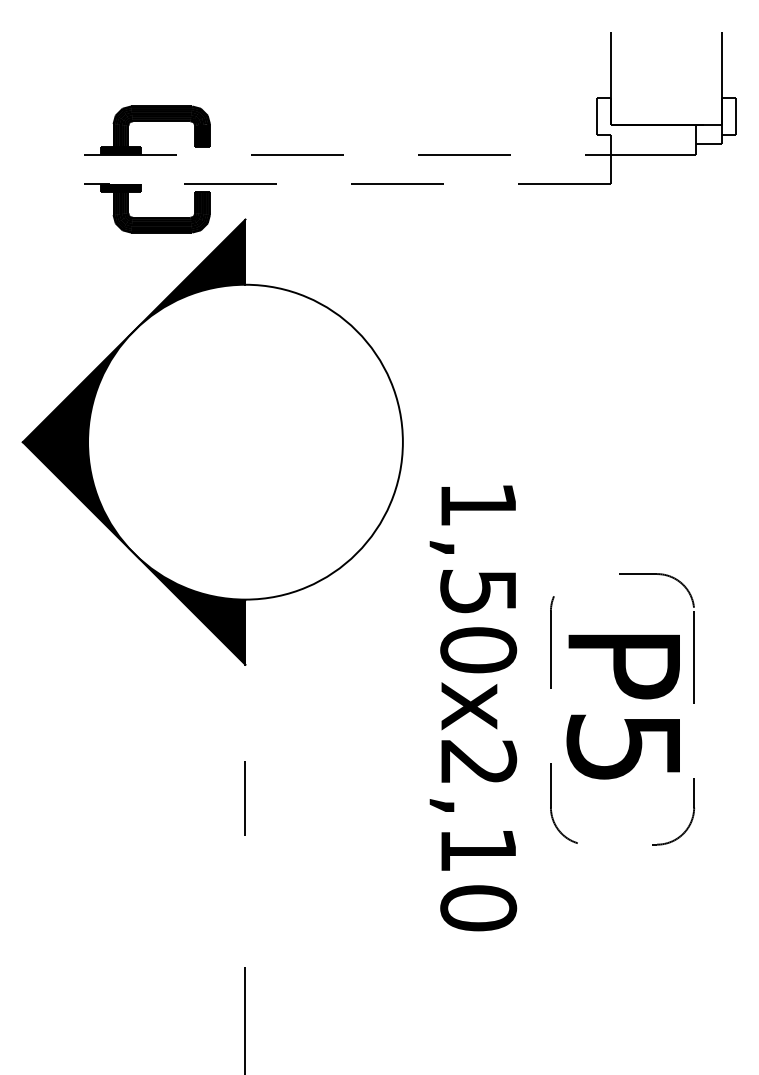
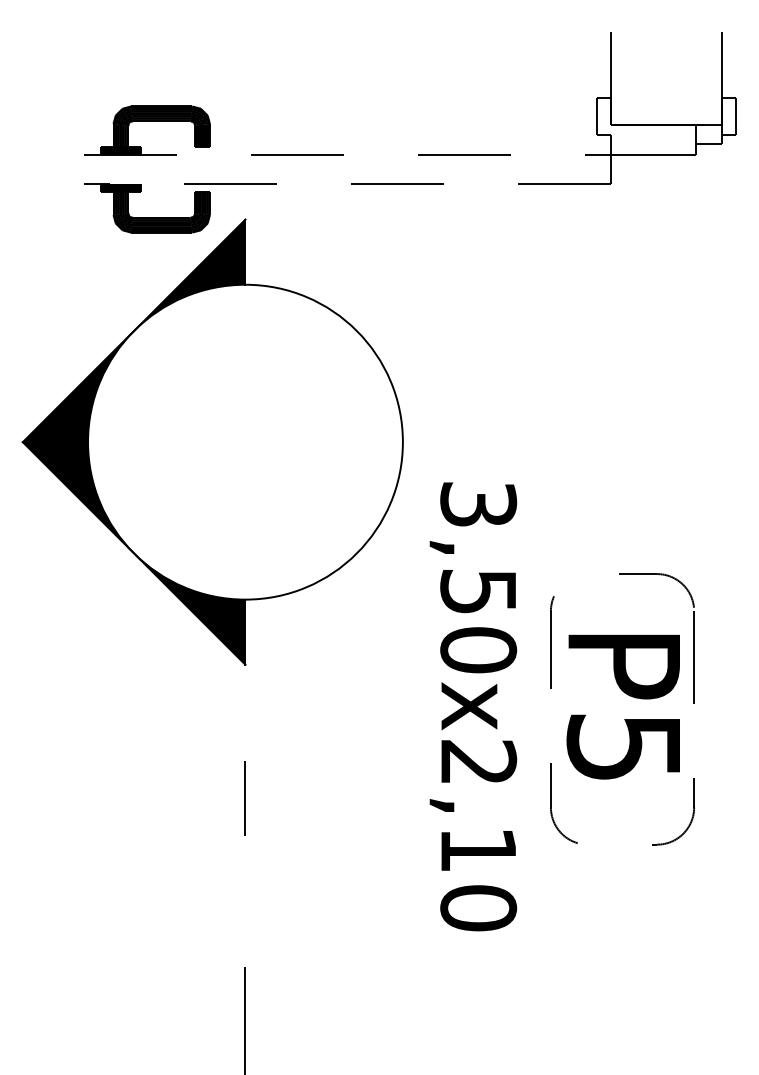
text: 1,50x2,10 -> 3,50x2,10 (478, 504)
